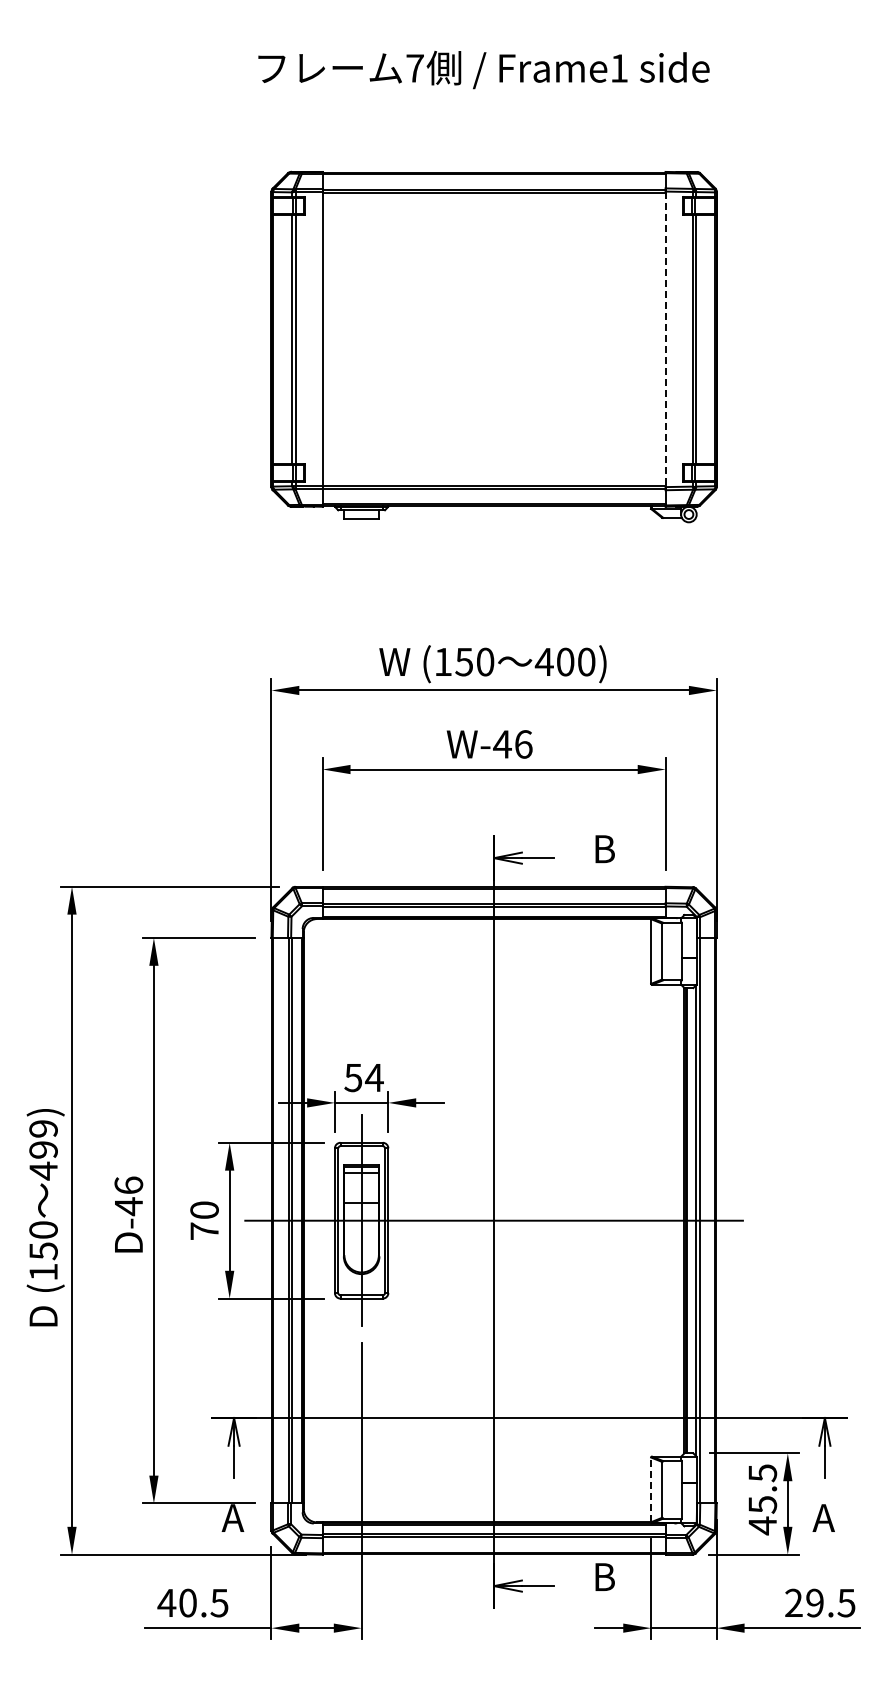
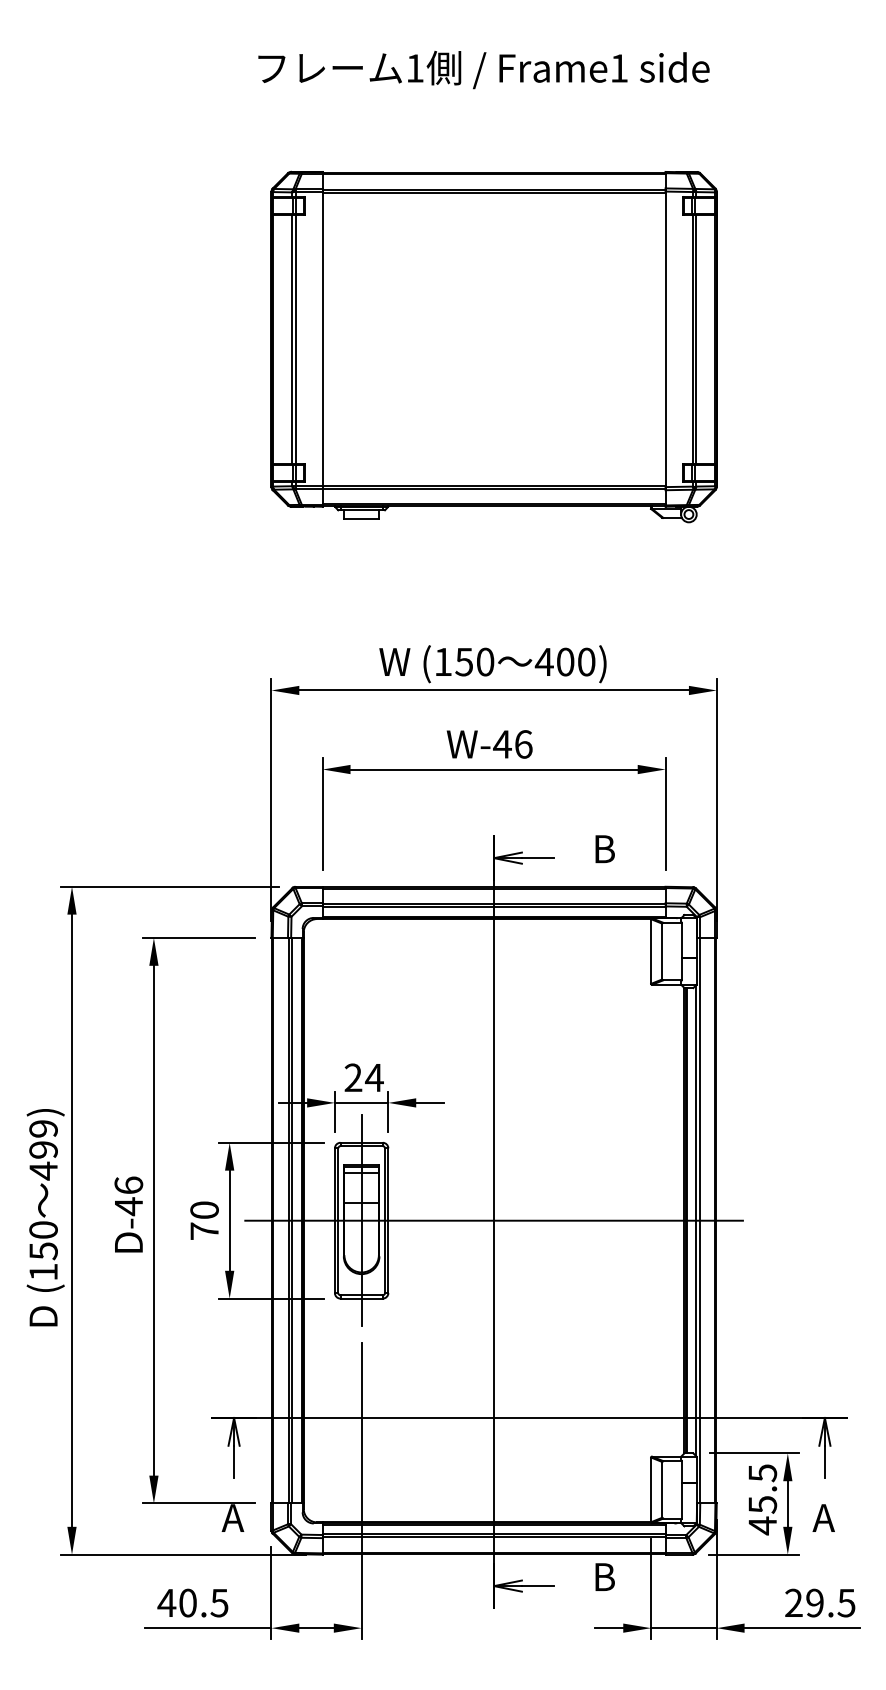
text: 7 -> 1 (414, 68)
line: dashed -> solid (665, 339)
text: 54 -> 24 (353, 1077)
line: dashed -> solid (651, 1489)
